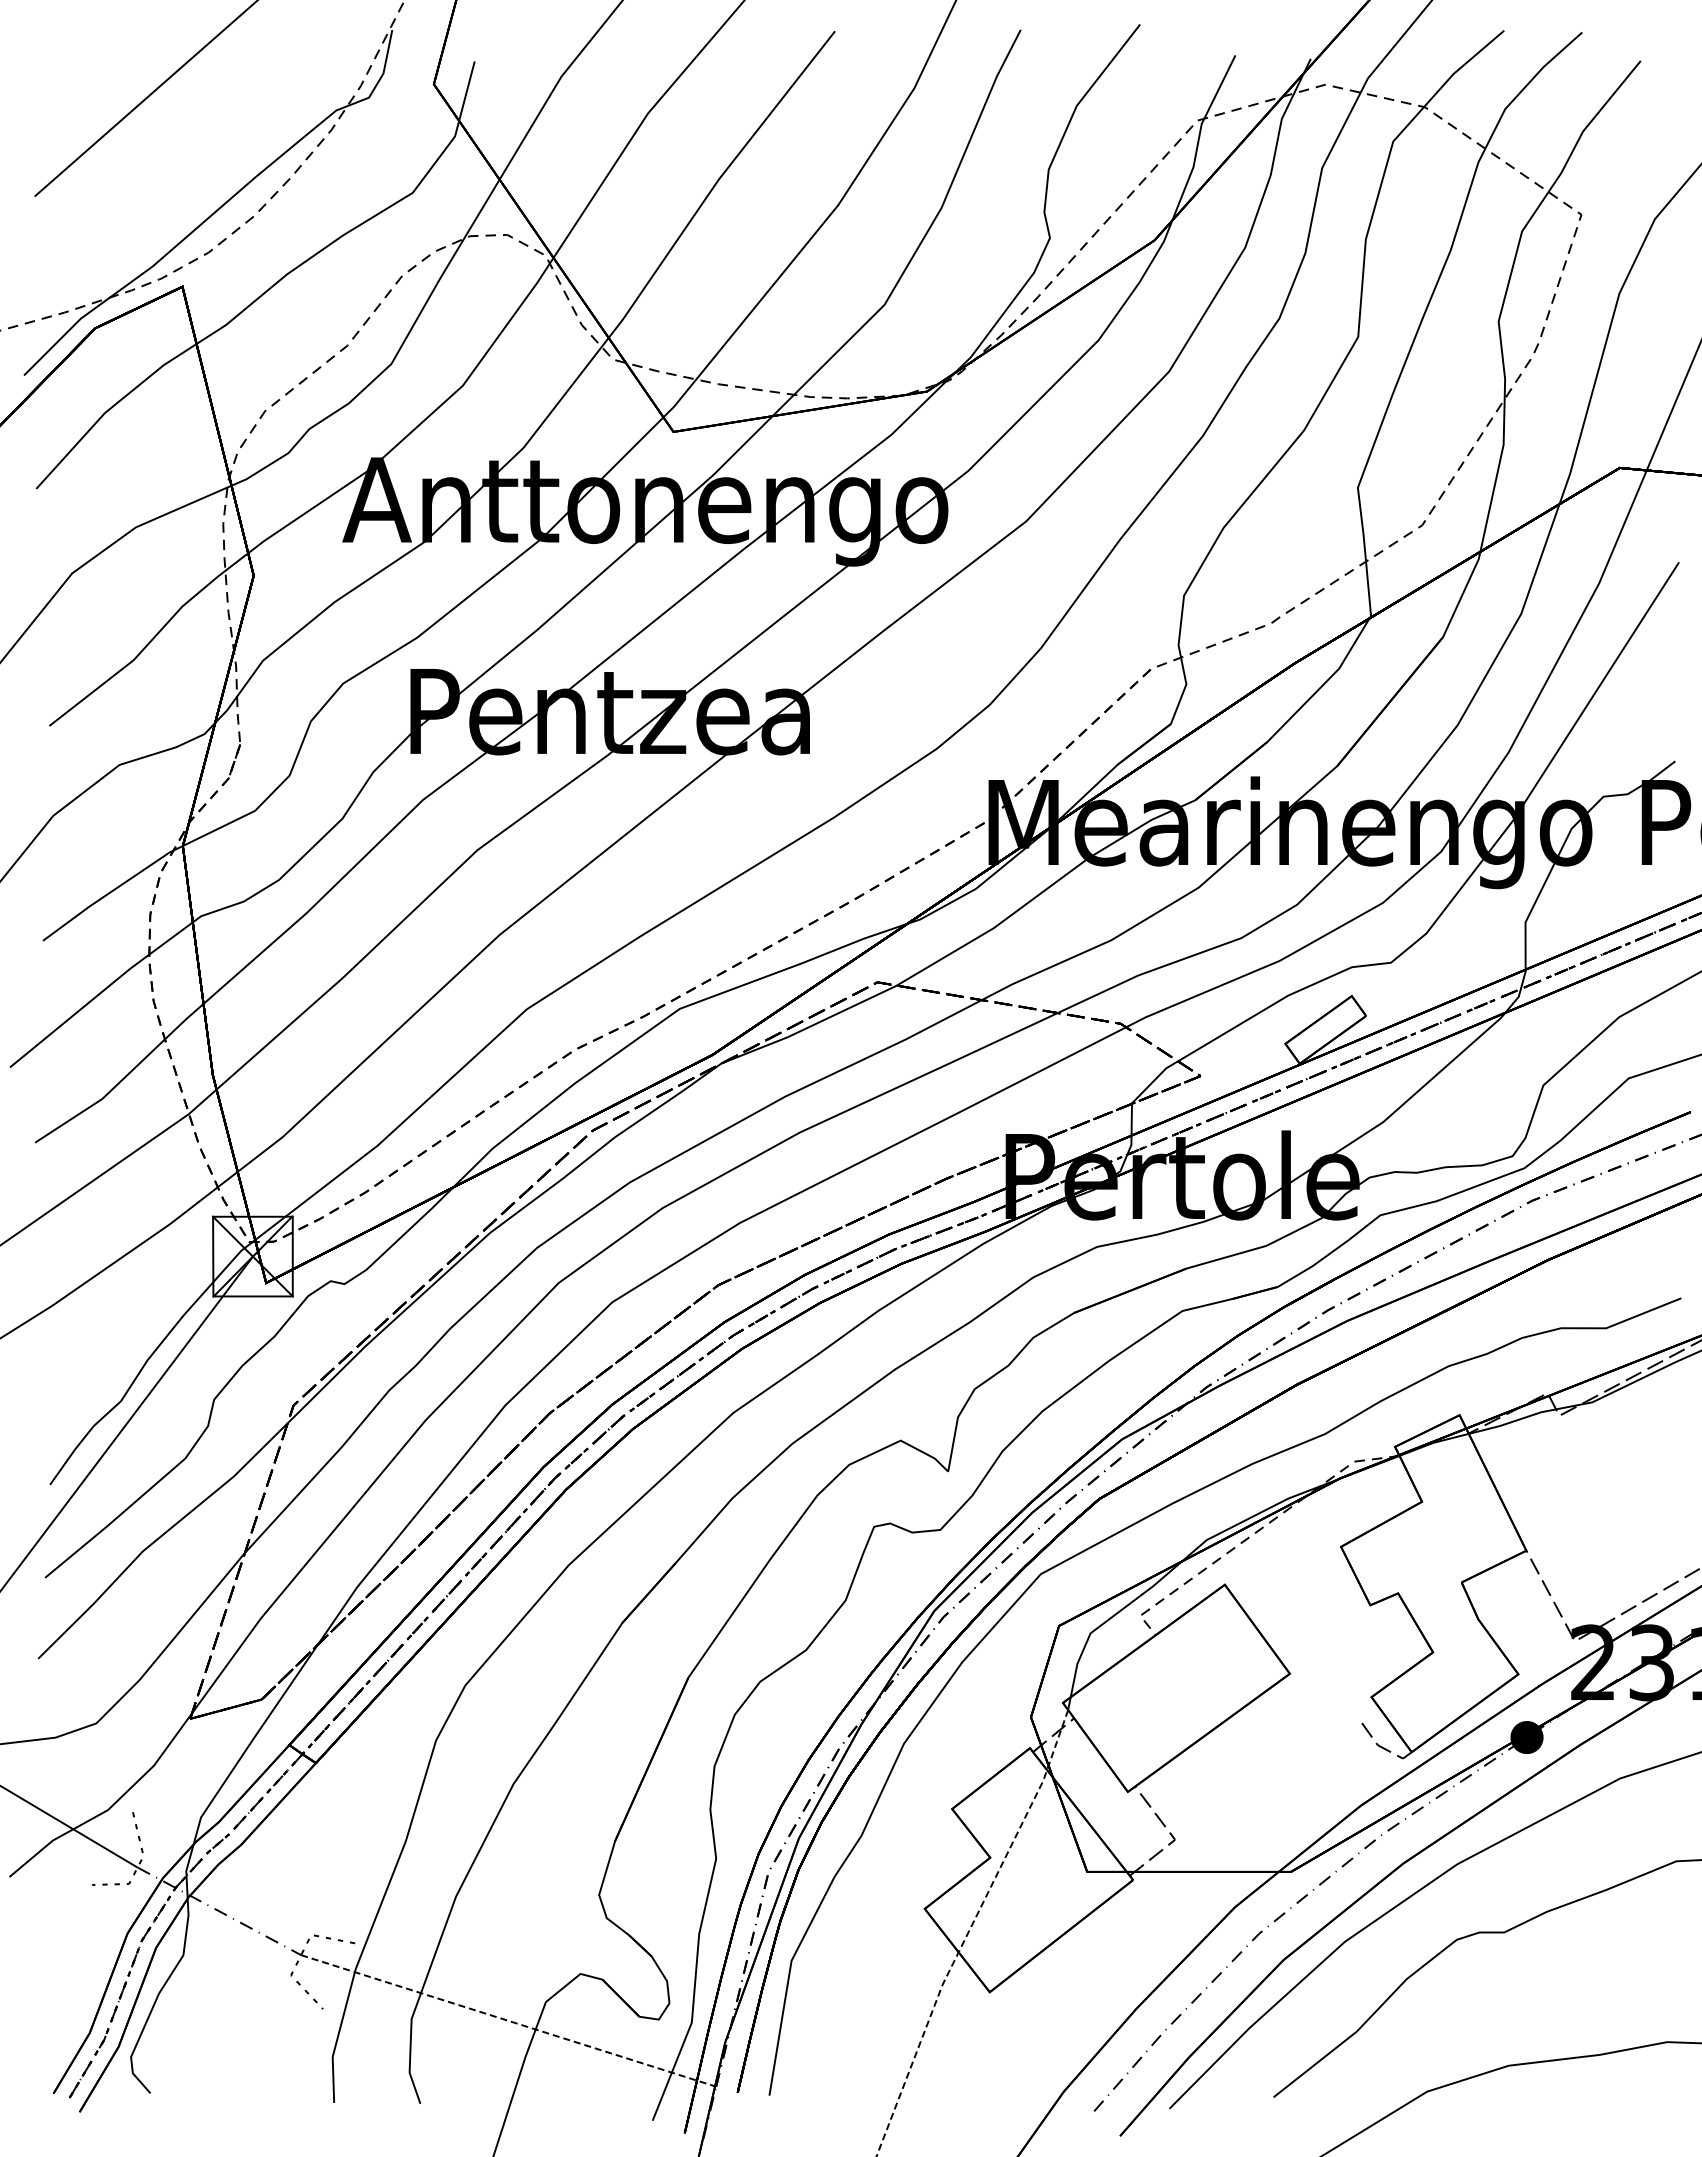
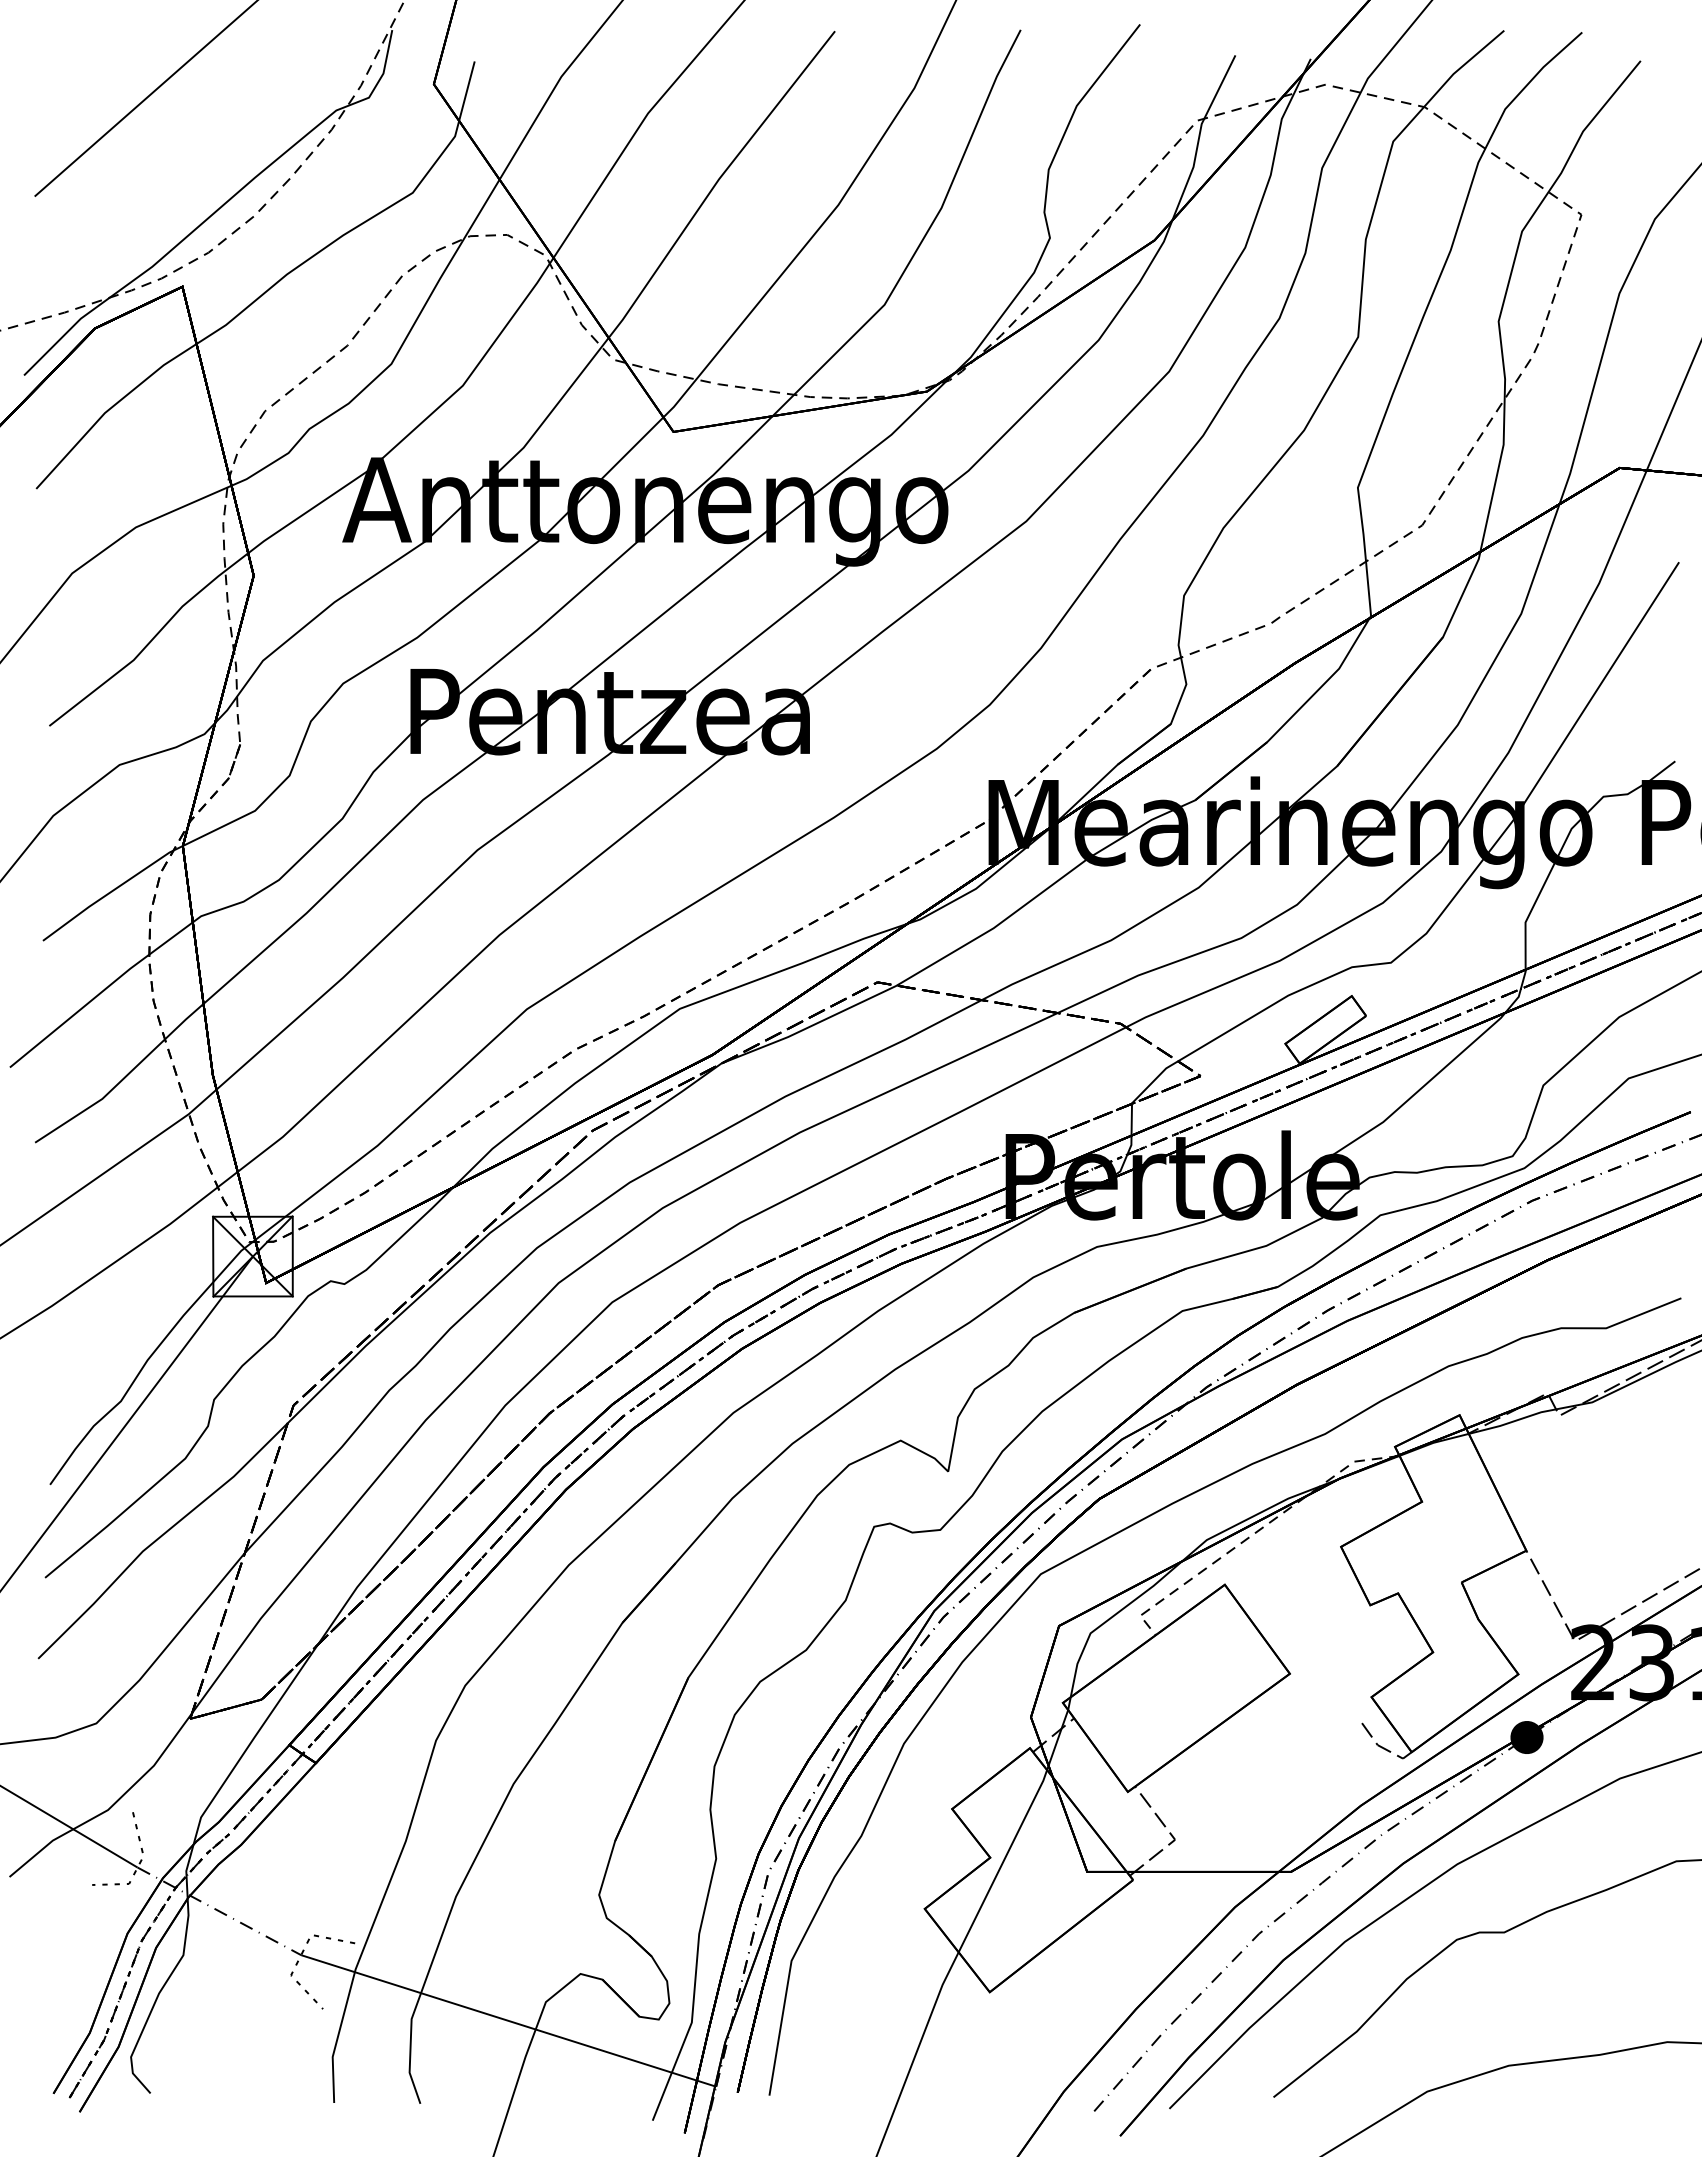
line: dashed -> solid (968, 1932)
line: dashed -> solid (508, 2020)
